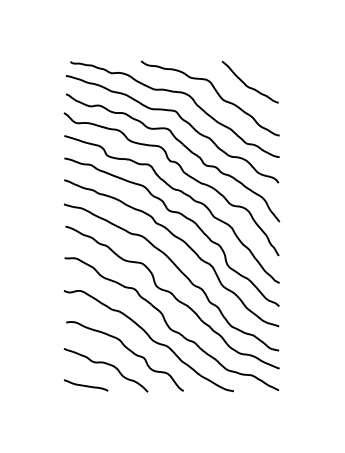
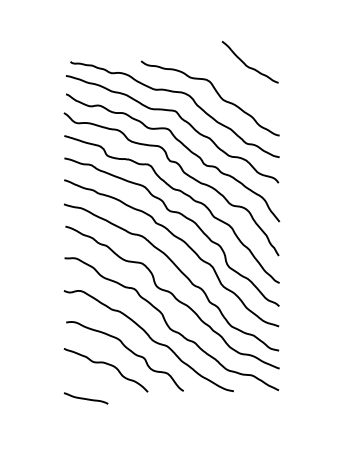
curve position: (246, 84) -> (246, 64) (246, 64)
curve position: (85, 385) -> (85, 398) (85, 398)
